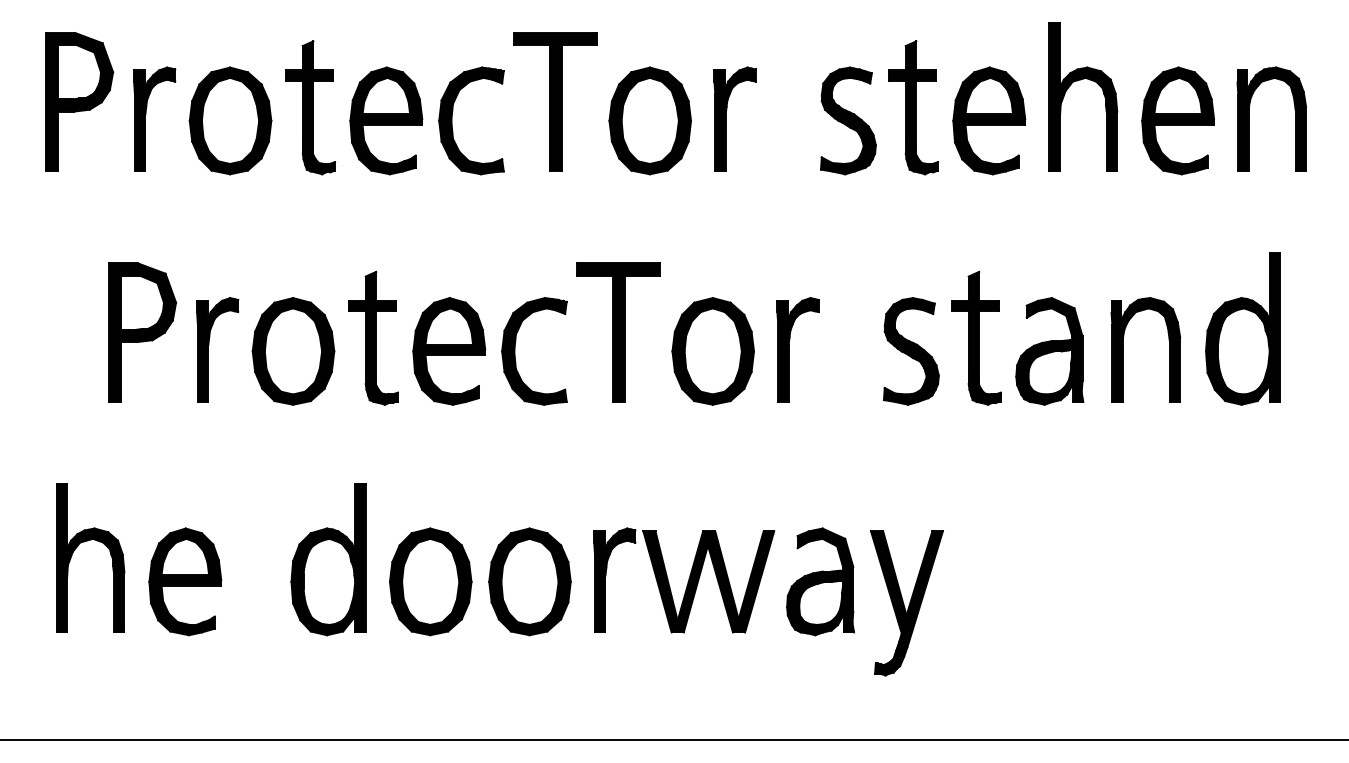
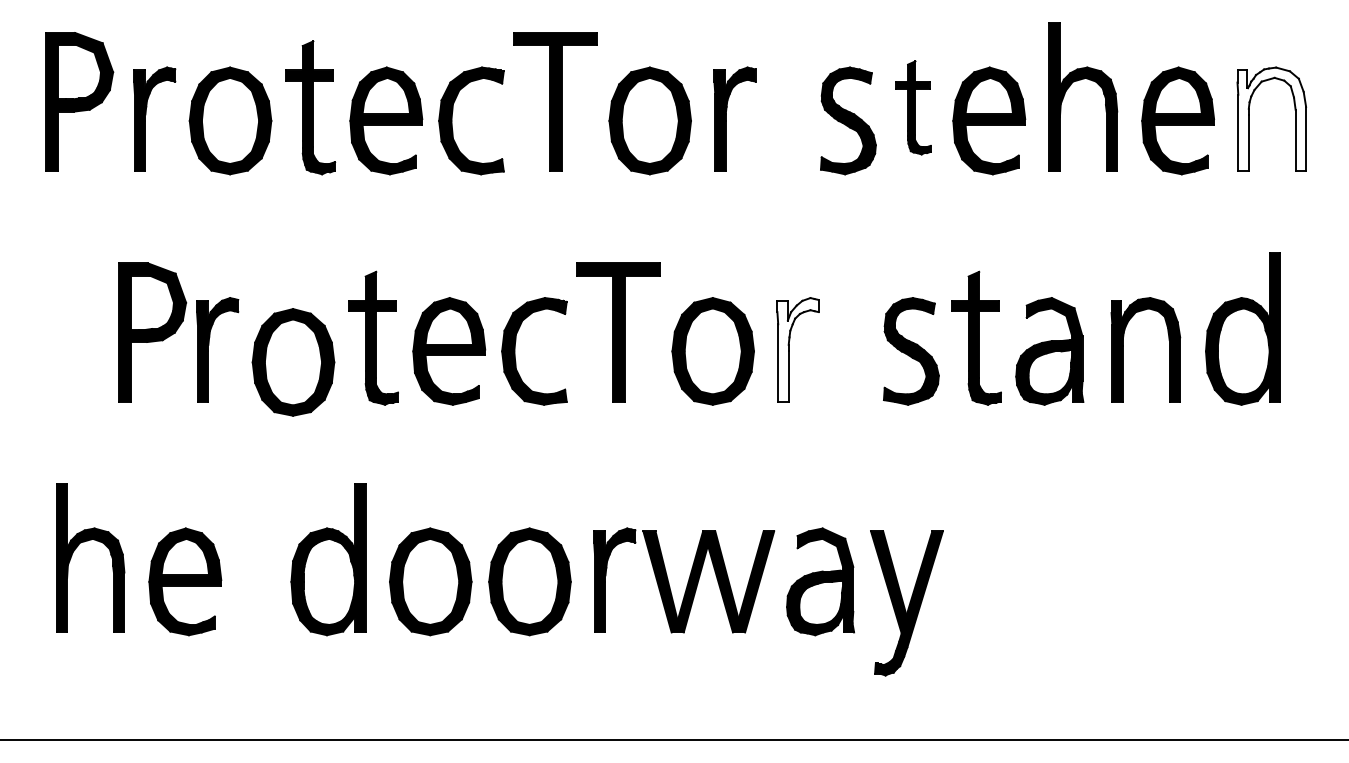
part size: 51x136 px -> 37x96 px (913, 107)
fill: present -> none (1271, 119)
part position: (142, 332) -> (152, 332) (152, 332)
fill: present -> none (797, 349)
part position: (293, 351) -> (293, 362) (293, 362)
